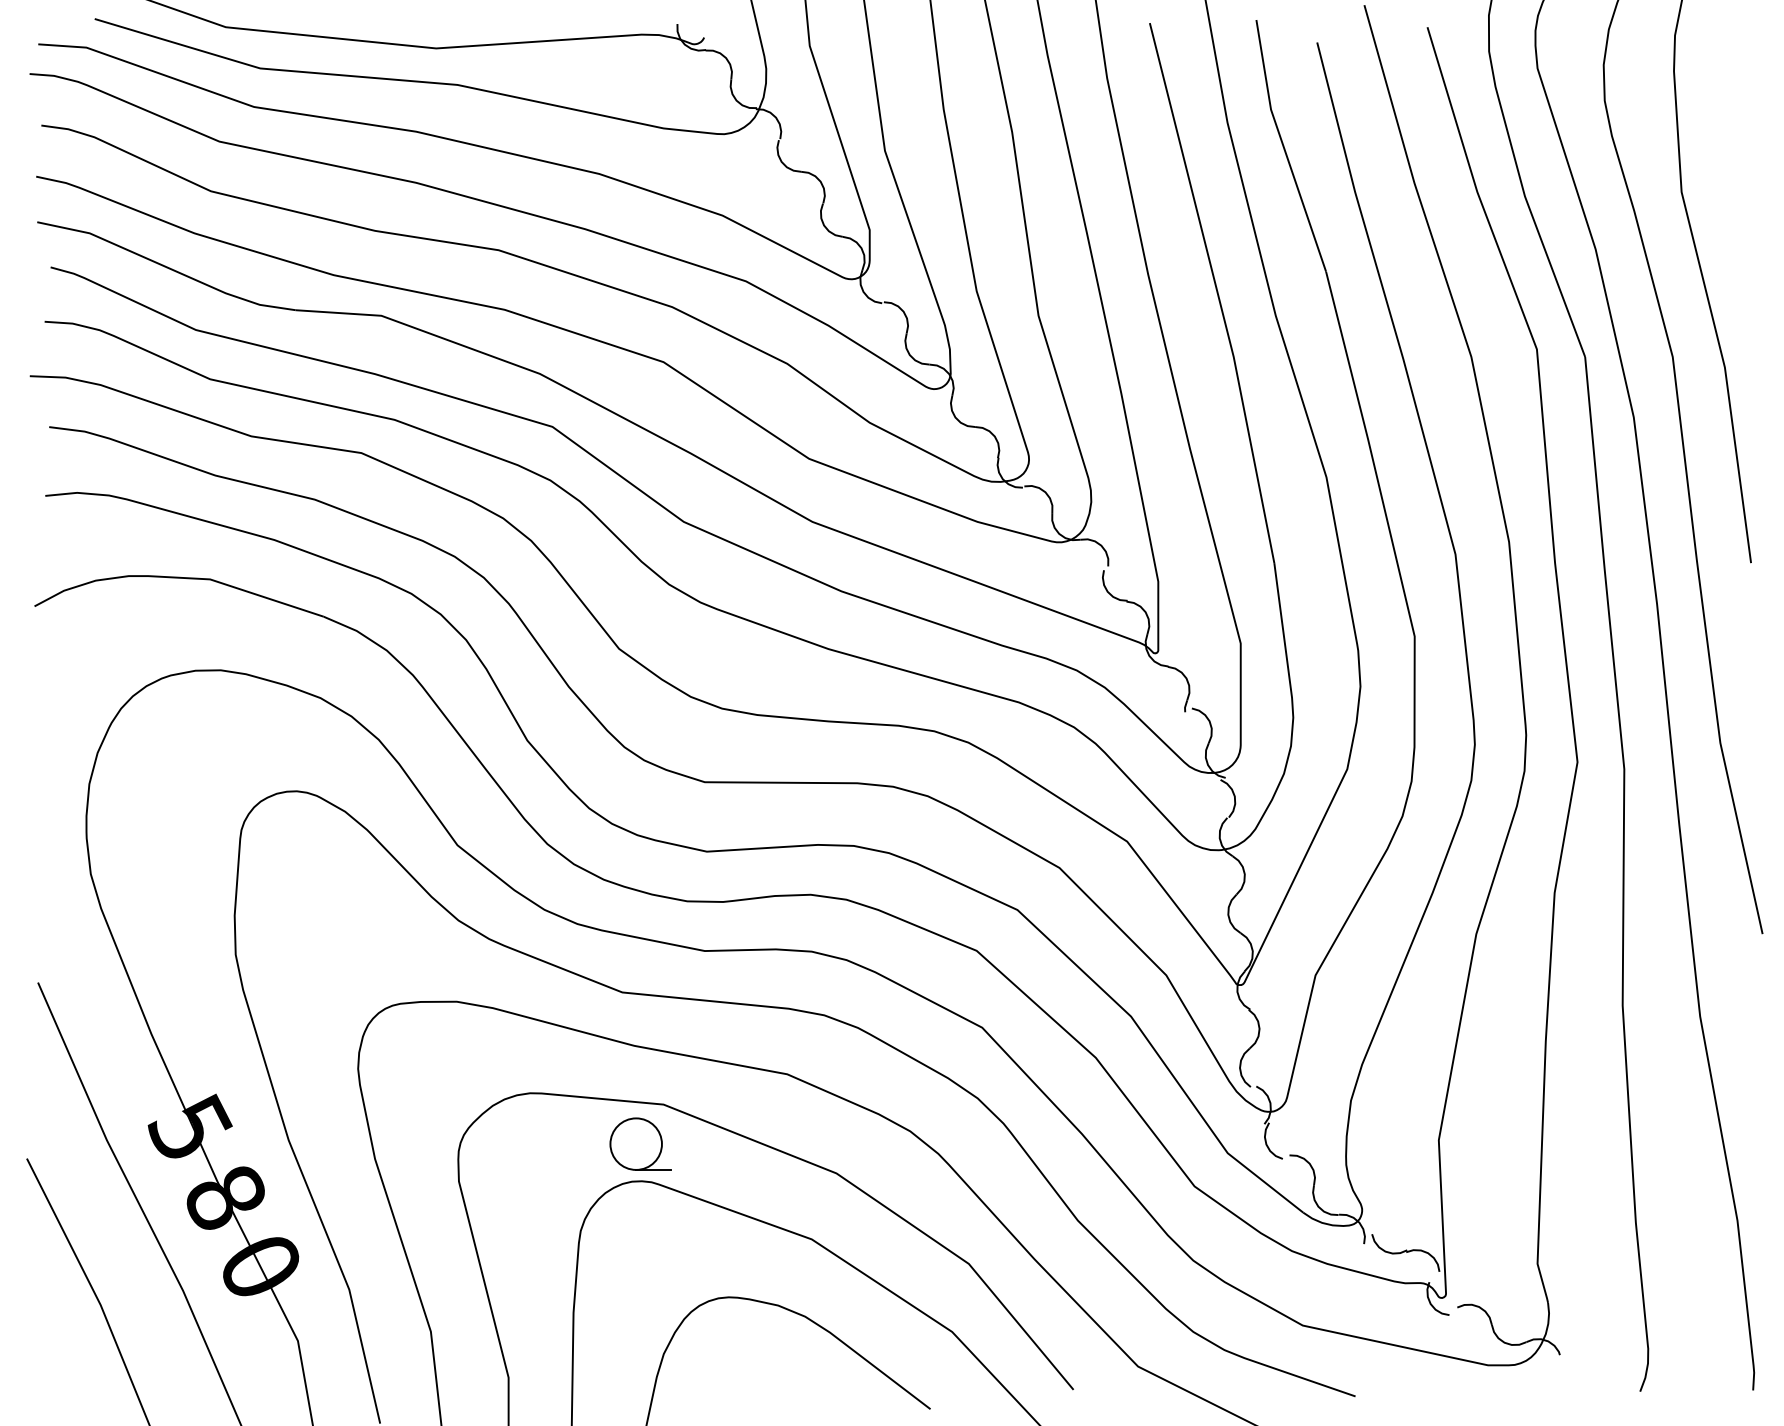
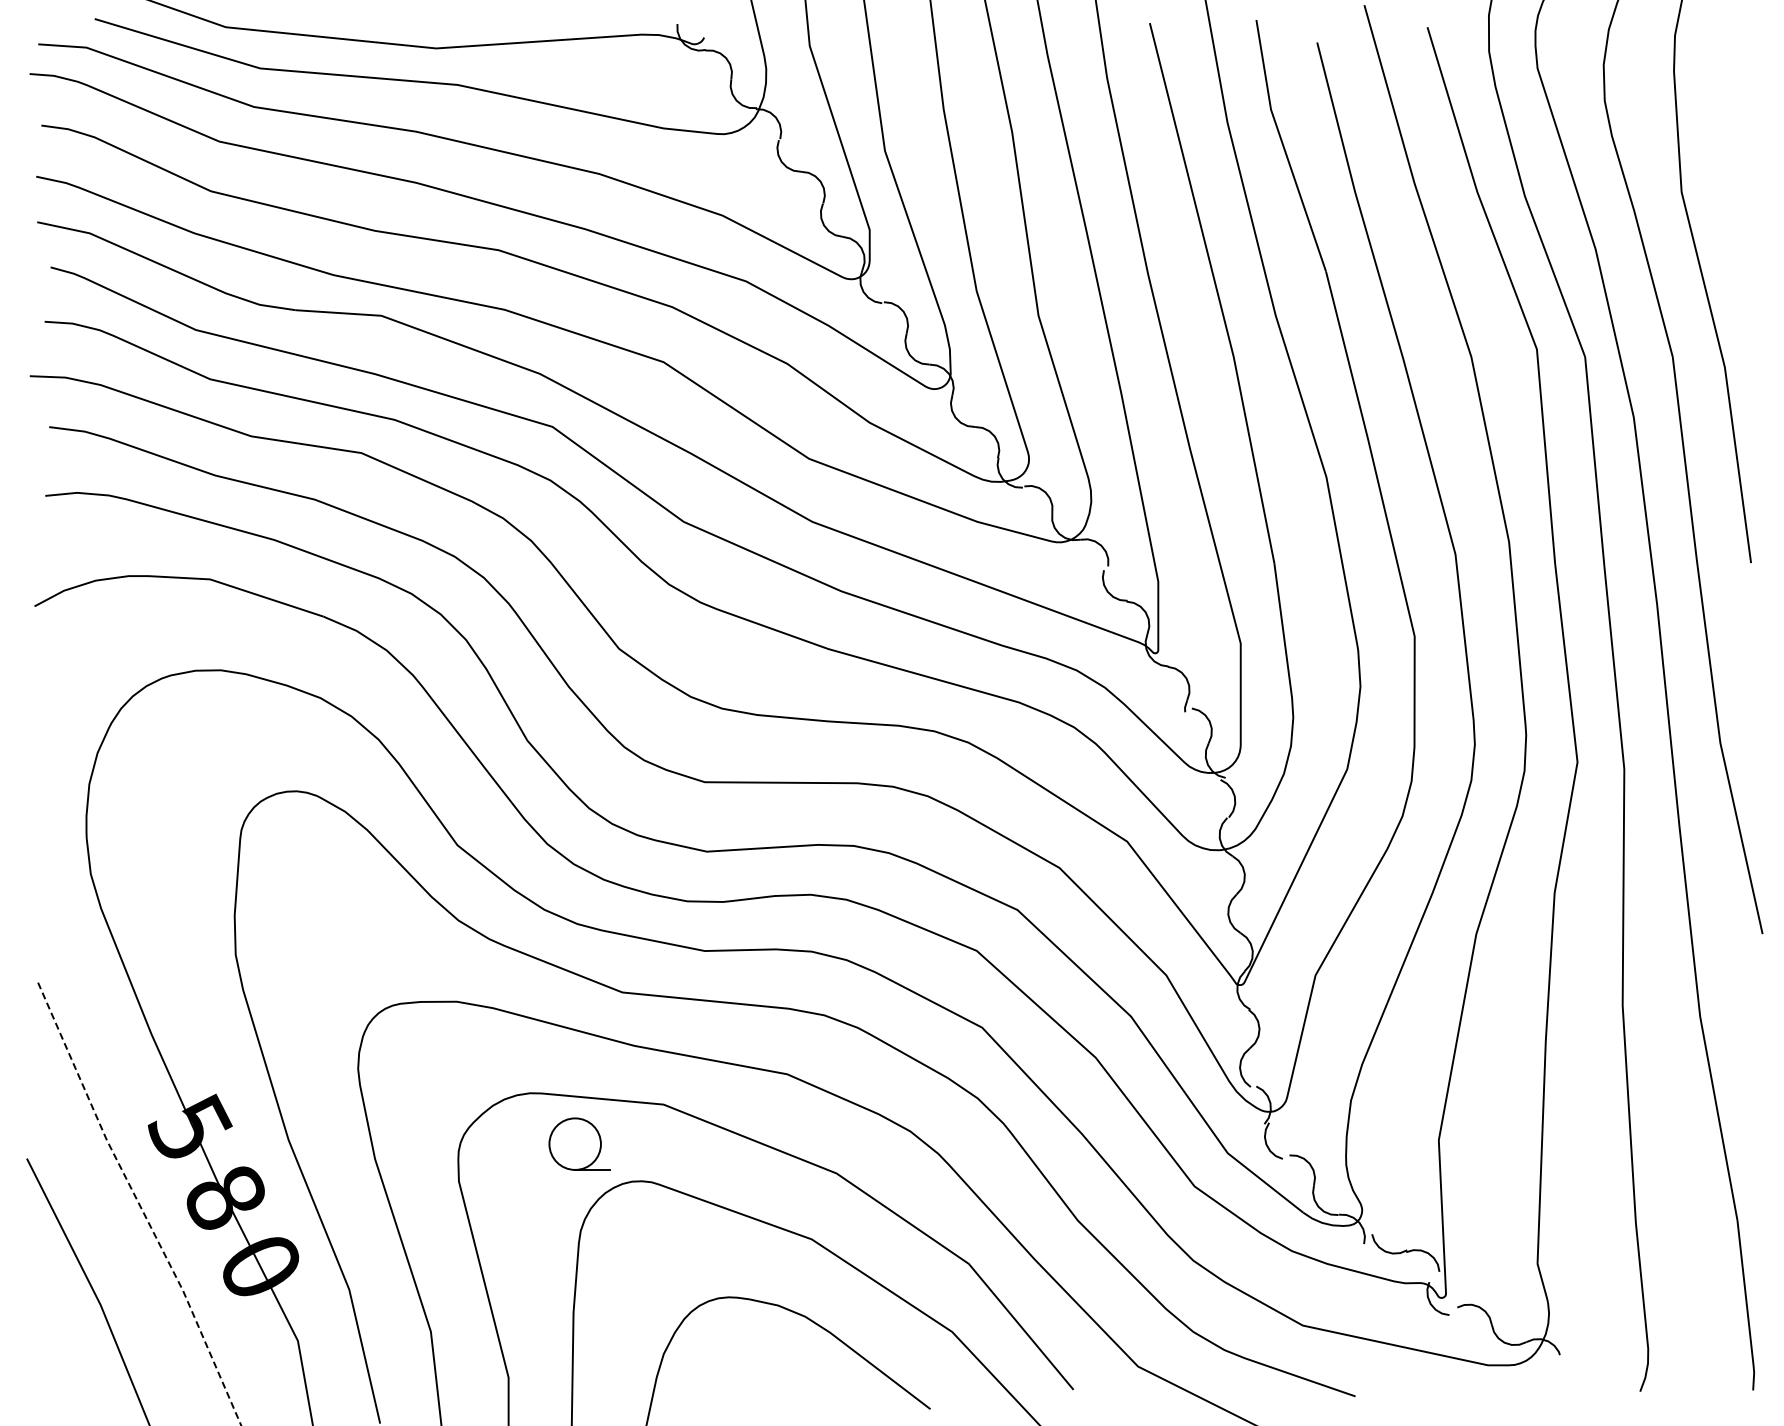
part position: (640, 1143) -> (579, 1143) (579, 1143)
line: solid -> dashed (138, 1203)
